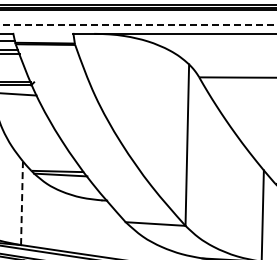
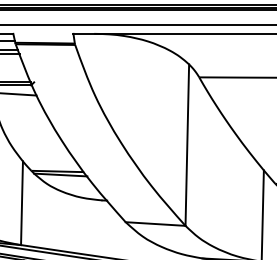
line: dashed -> solid (138, 25)
line: dashed -> solid (22, 203)
